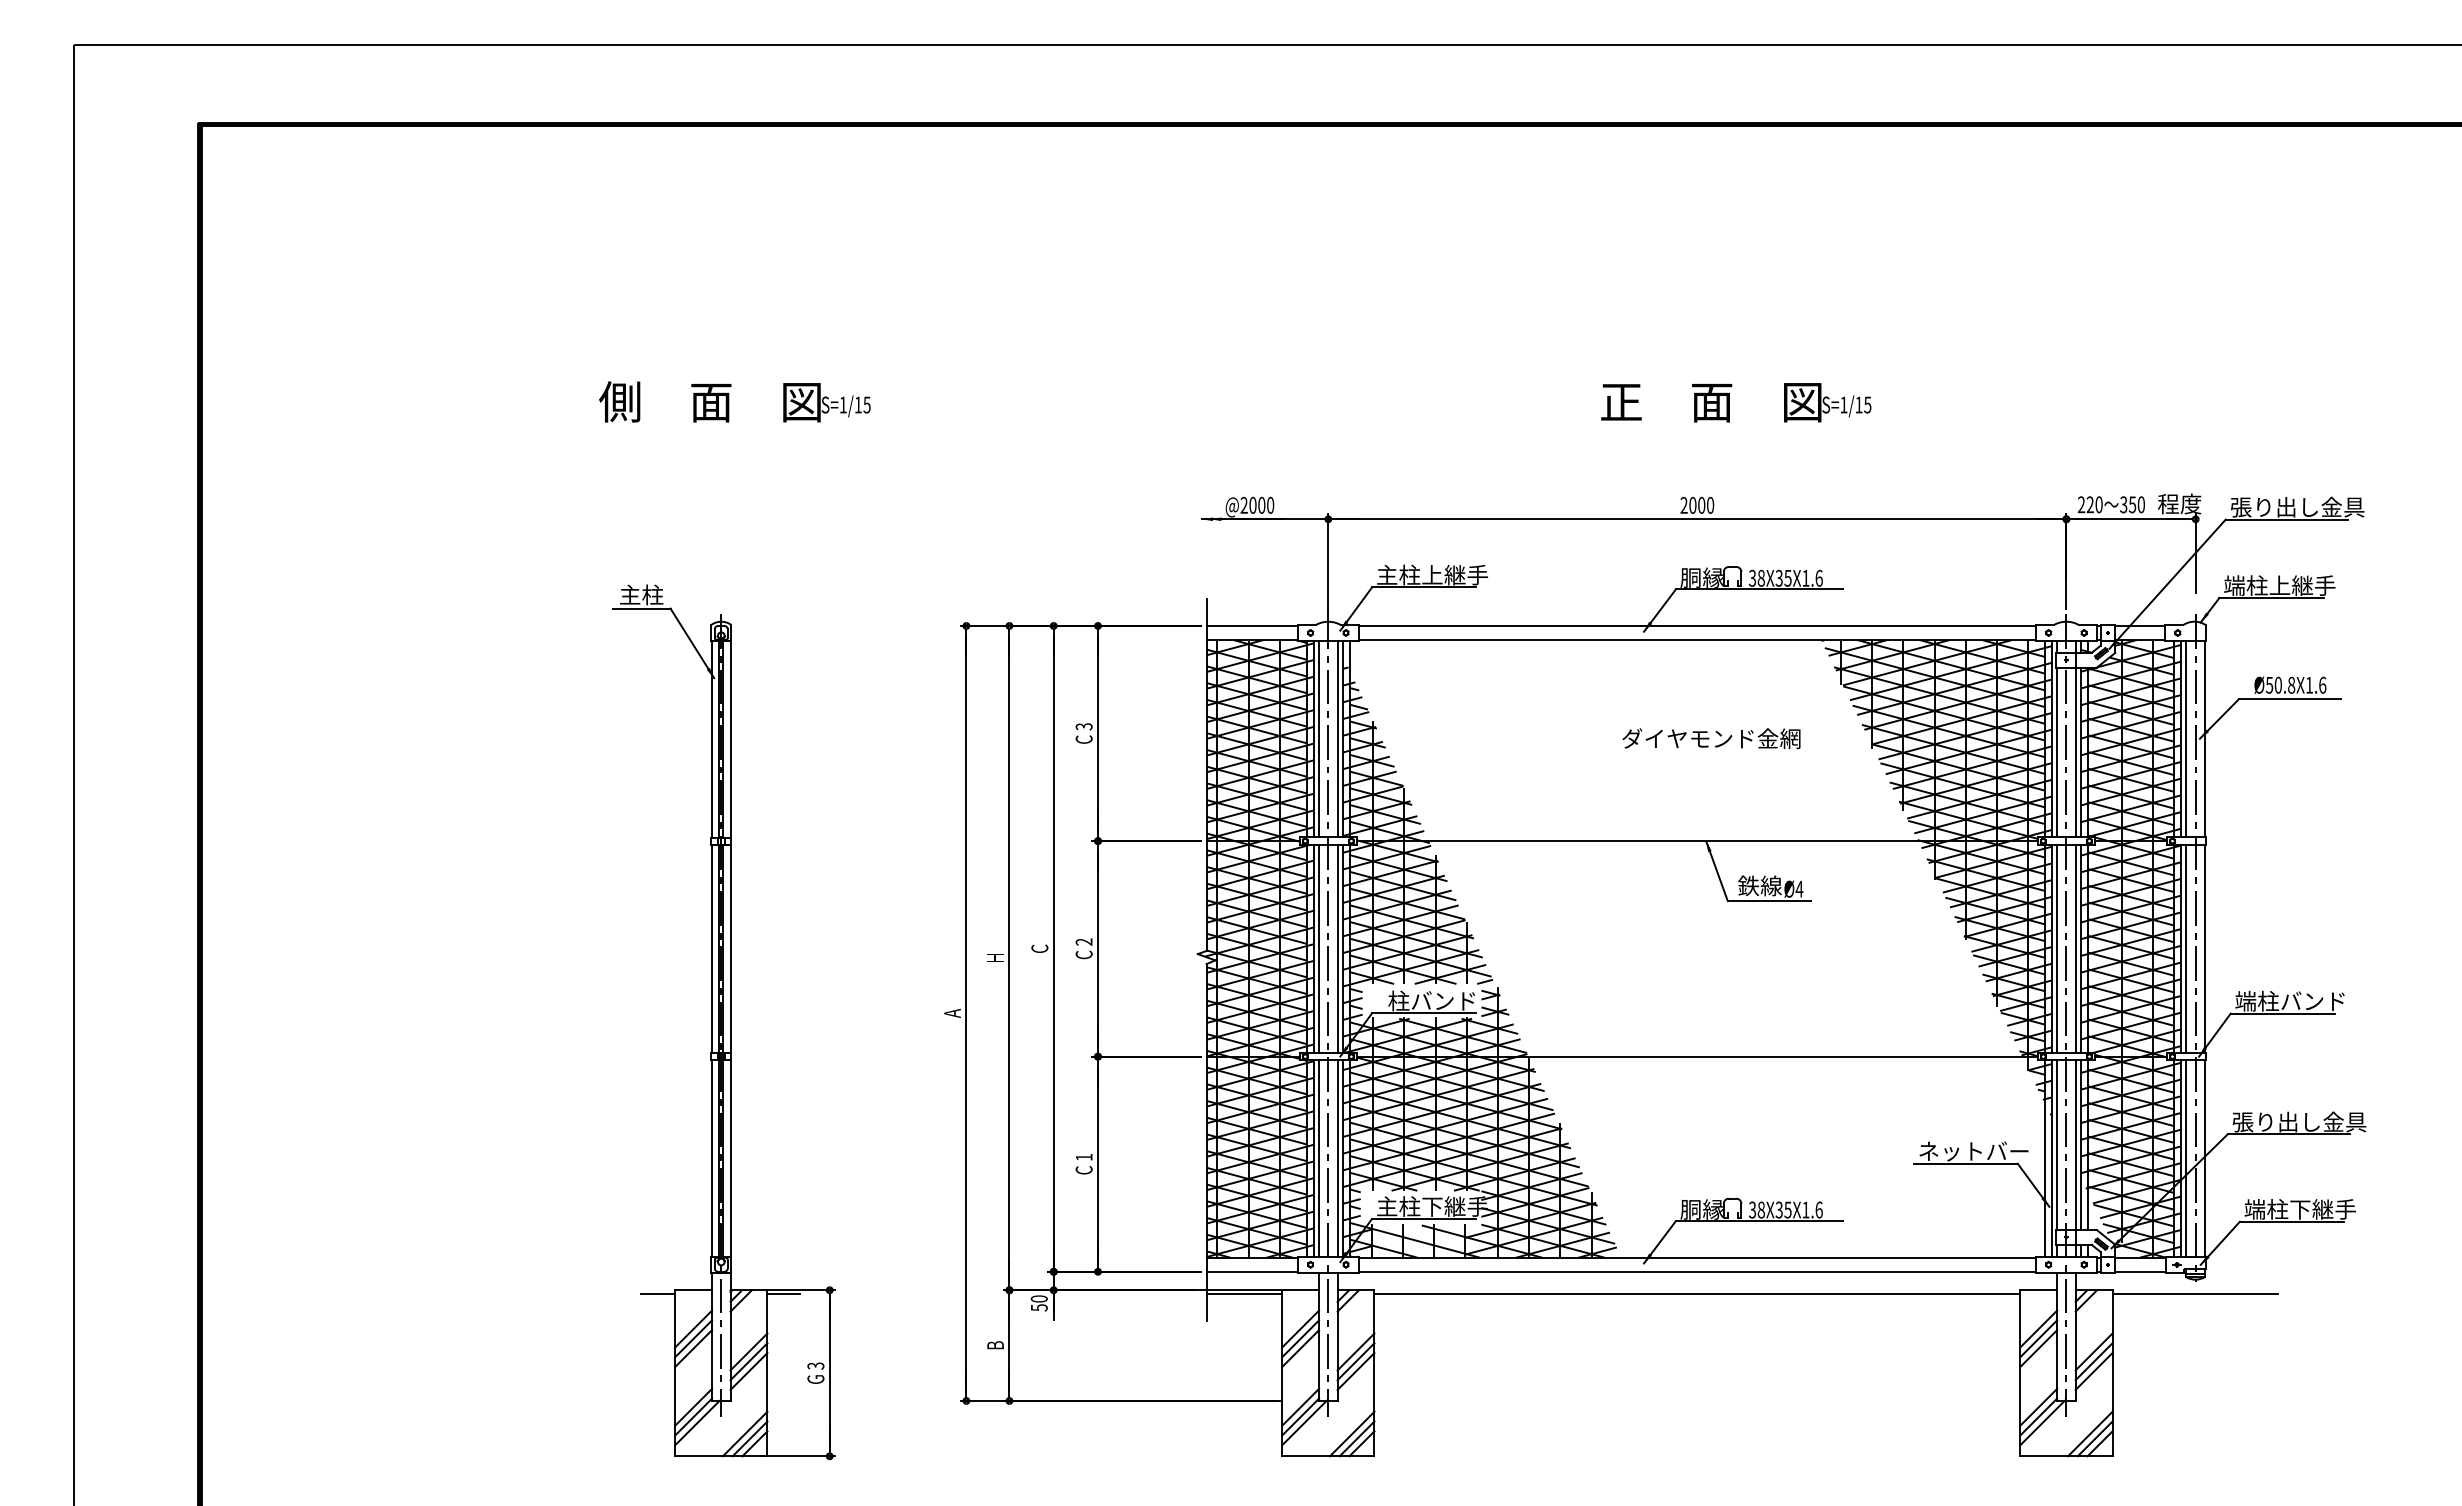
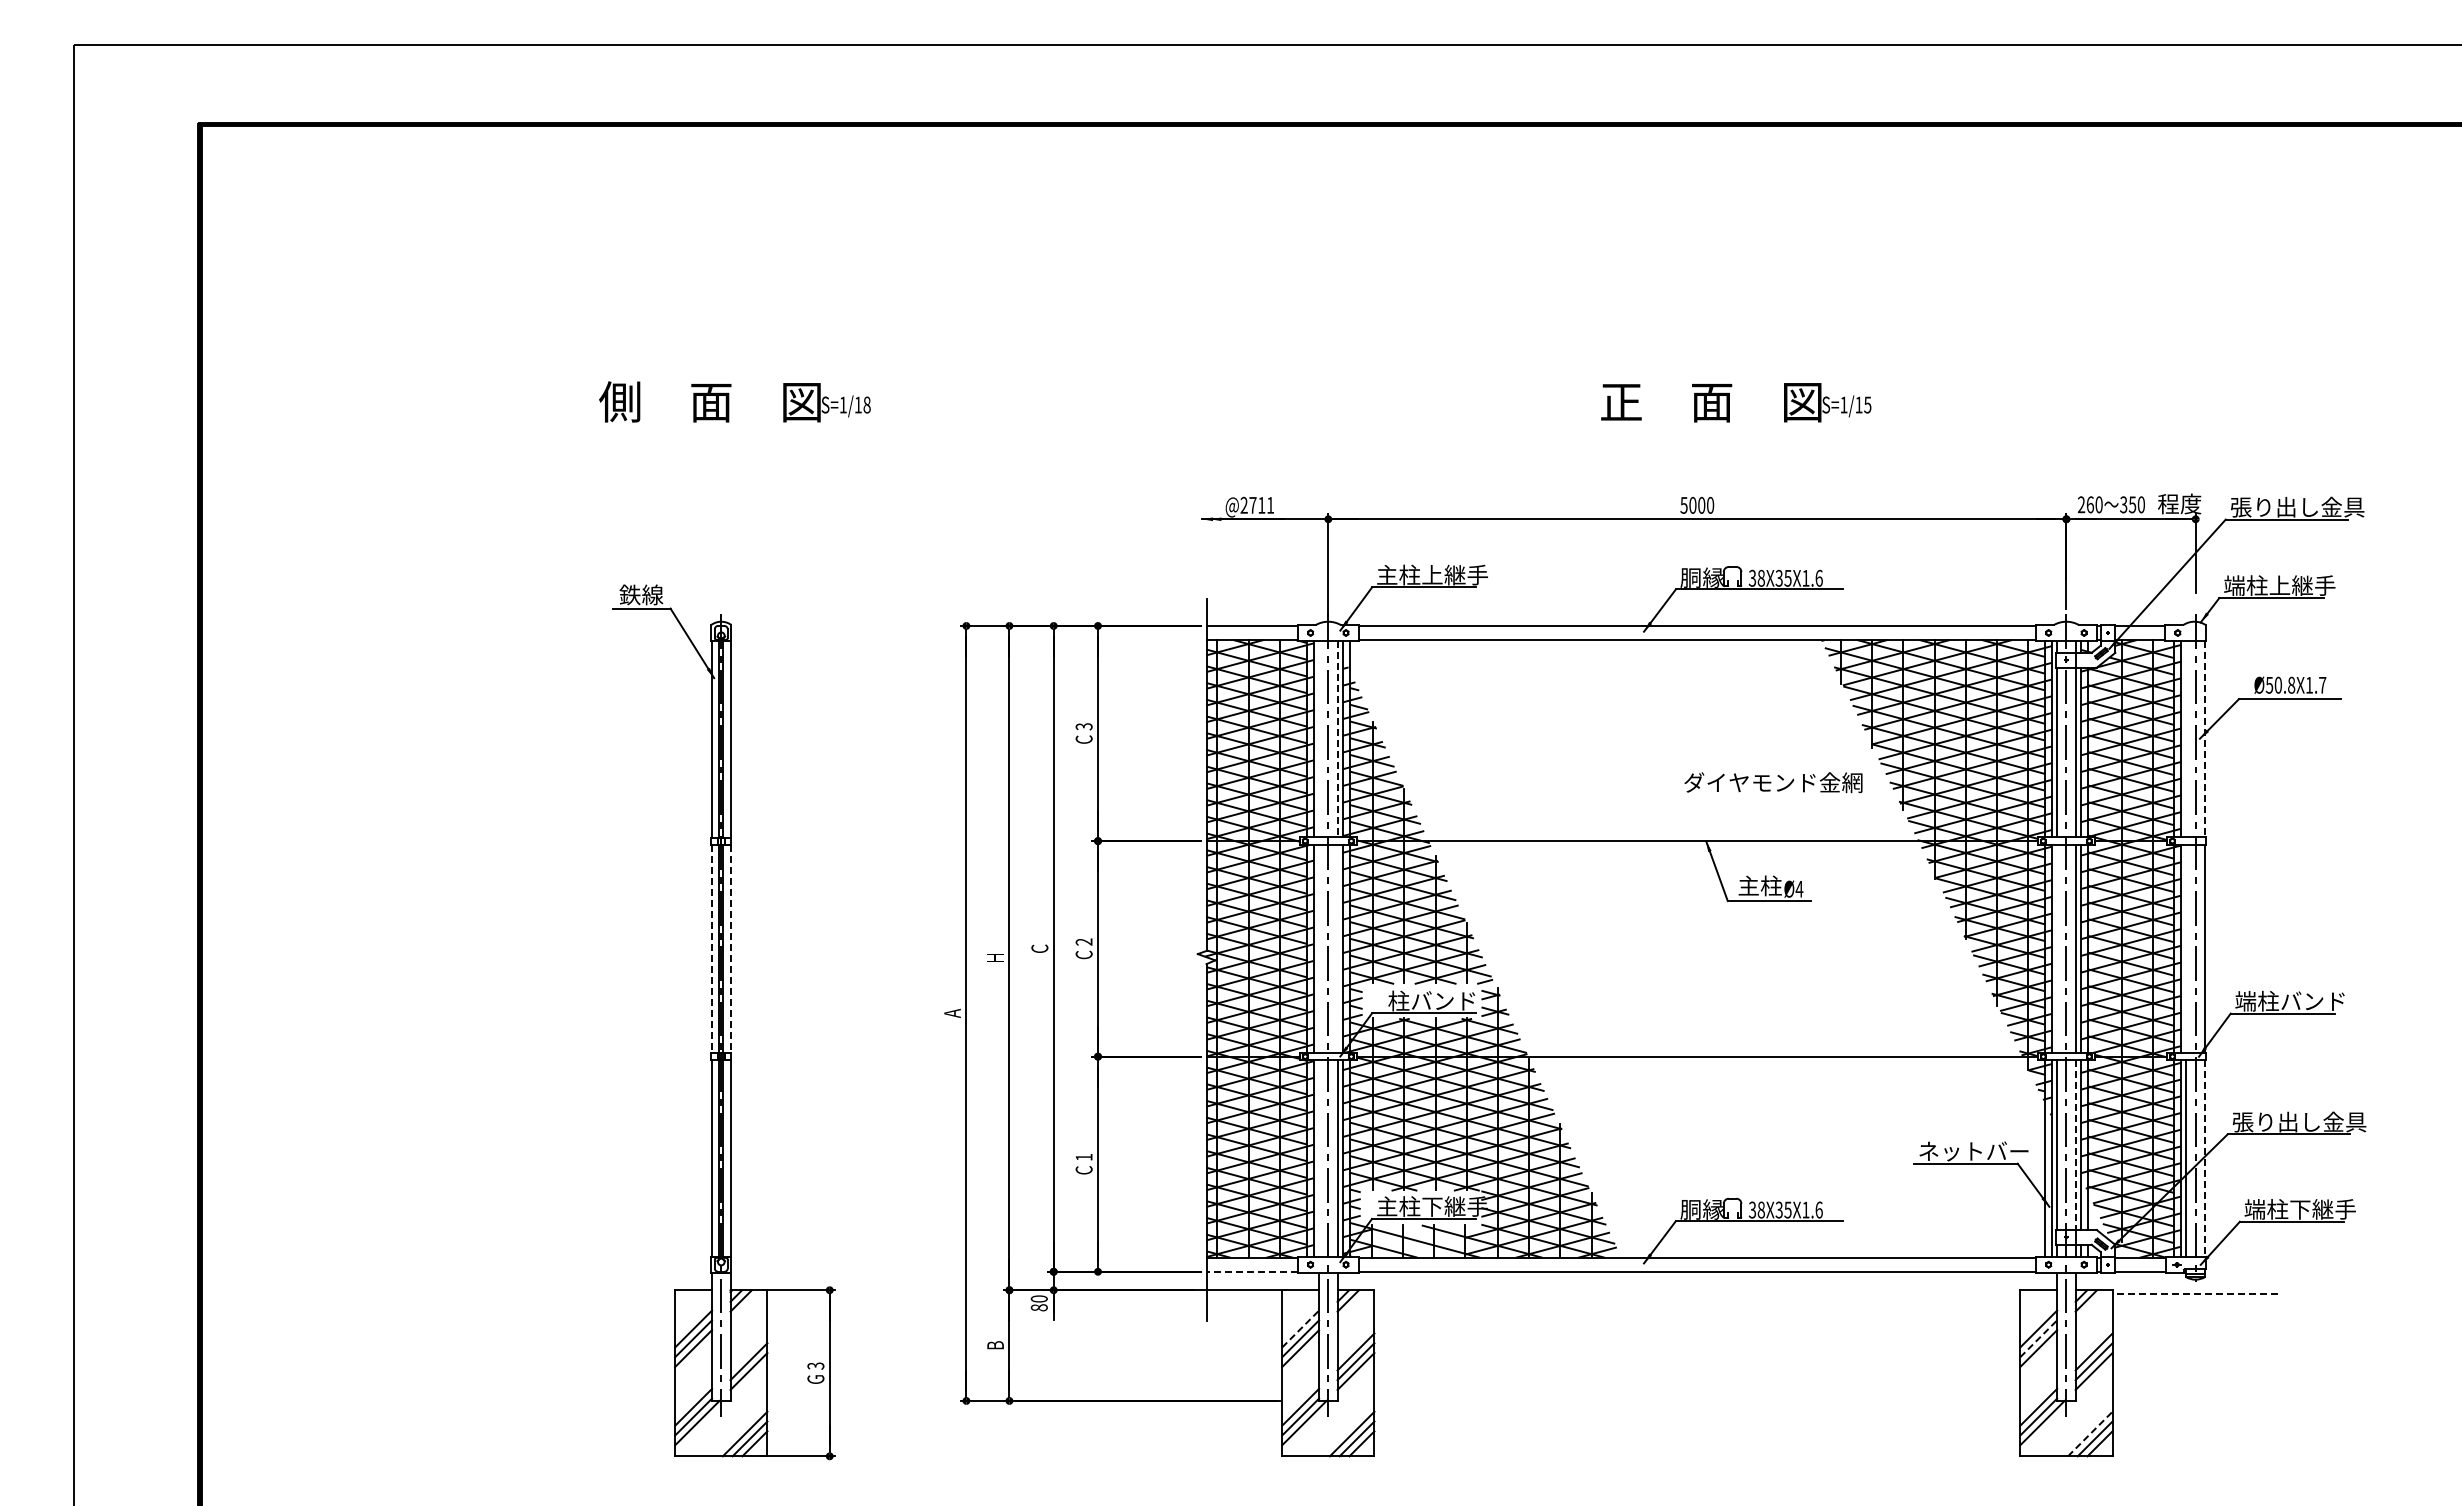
text: S=1/15 -> S=1/18 (866, 404)
text: @2000 -> @2711 (1261, 504)
text: 2000 -> 5000 (1683, 504)
text: 220 -> 260 (2089, 504)
text: 主柱 -> 鉄線 (641, 594)
text: Ø50.8X1.6 -> Ø50.8X1.7 (2322, 684)
line: present -> none (1319, 738)
text position: (1711, 738) -> (1773, 782) (1773, 782)
line: present -> none (2186, 738)
line: solid -> dashed (1337, 739)
line: solid -> dashed (2204, 739)
text: 鉄線 -> 主柱 (1759, 885)
line: present -> none (1319, 948)
line: present -> none (1337, 948)
line: present -> none (2057, 948)
line: present -> none (2186, 948)
line: solid -> dashed (712, 949)
line: solid -> dashed (730, 949)
line: solid -> dashed (2075, 1145)
line: present -> none (1319, 1158)
line: solid -> dashed (2204, 1159)
line: solid -> dashed (1252, 1271)
line: present -> none (658, 1293)
line: present -> none (783, 1293)
line: present -> none (1244, 1293)
line: present -> none (1697, 1293)
line: solid -> dashed (2195, 1293)
text: 50 -> 80 (1038, 1307)
line: solid -> dashed (1301, 1328)
line: solid -> dashed (2039, 1338)
line: present -> none (748, 1351)
line: solid -> dashed (2090, 1433)
